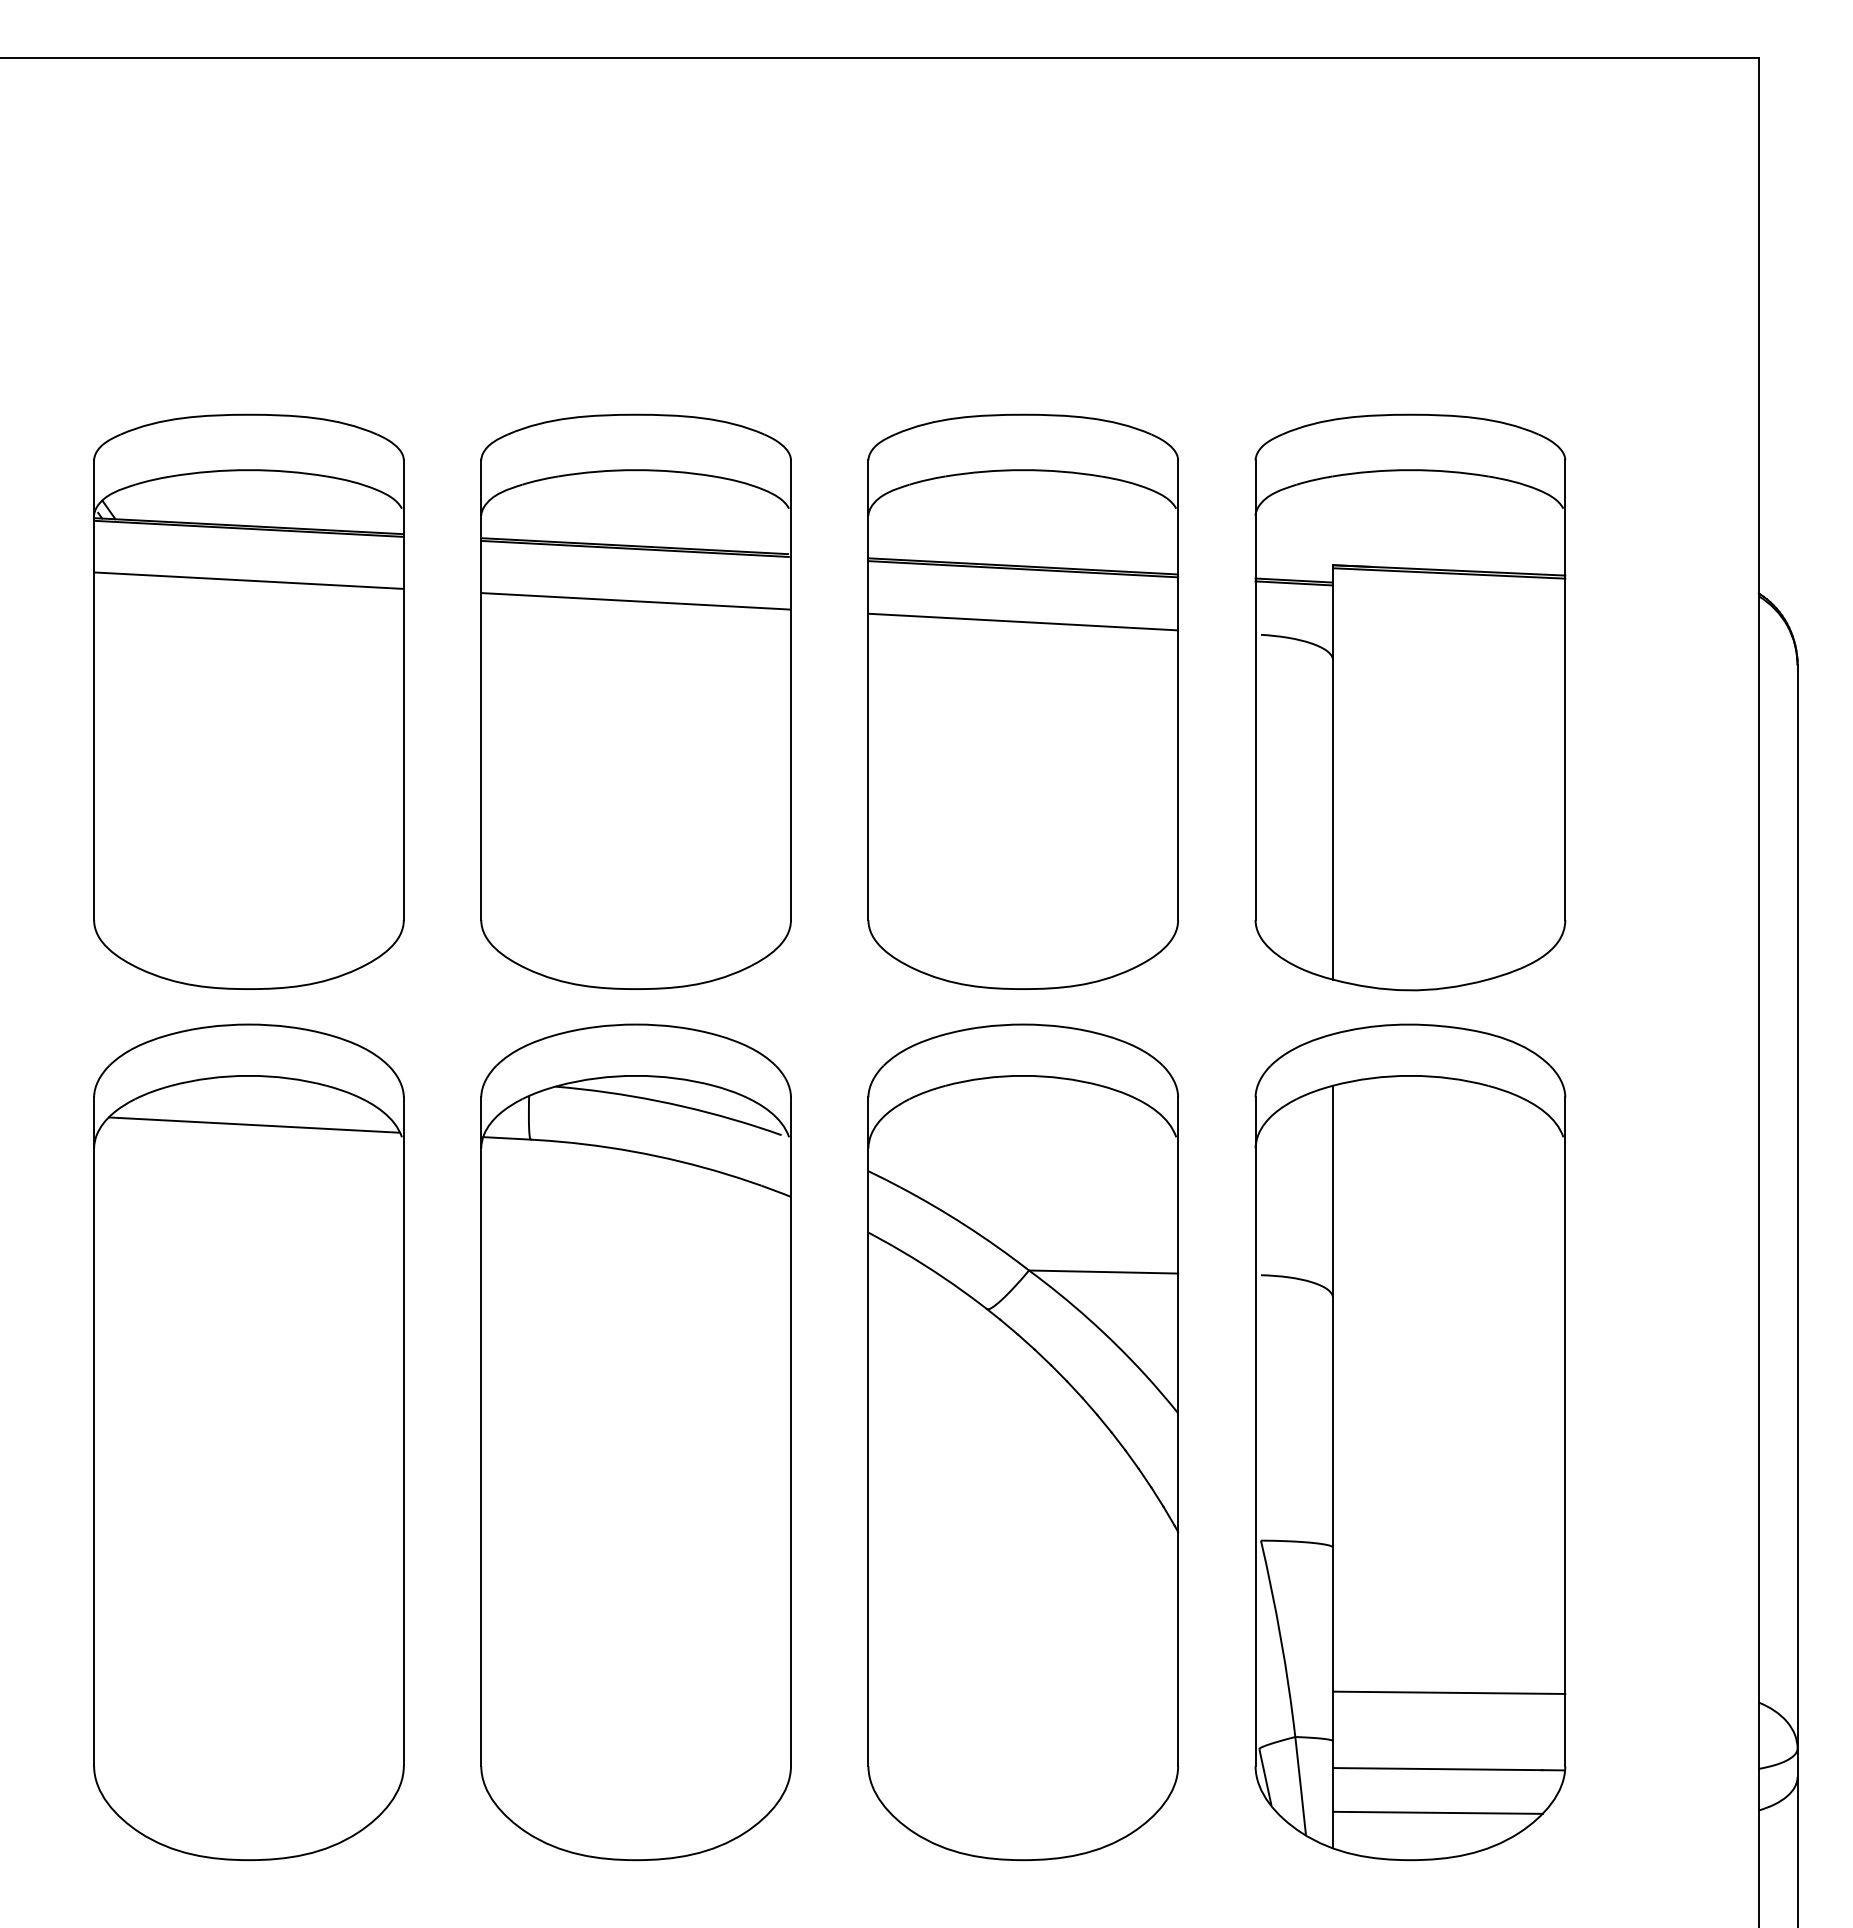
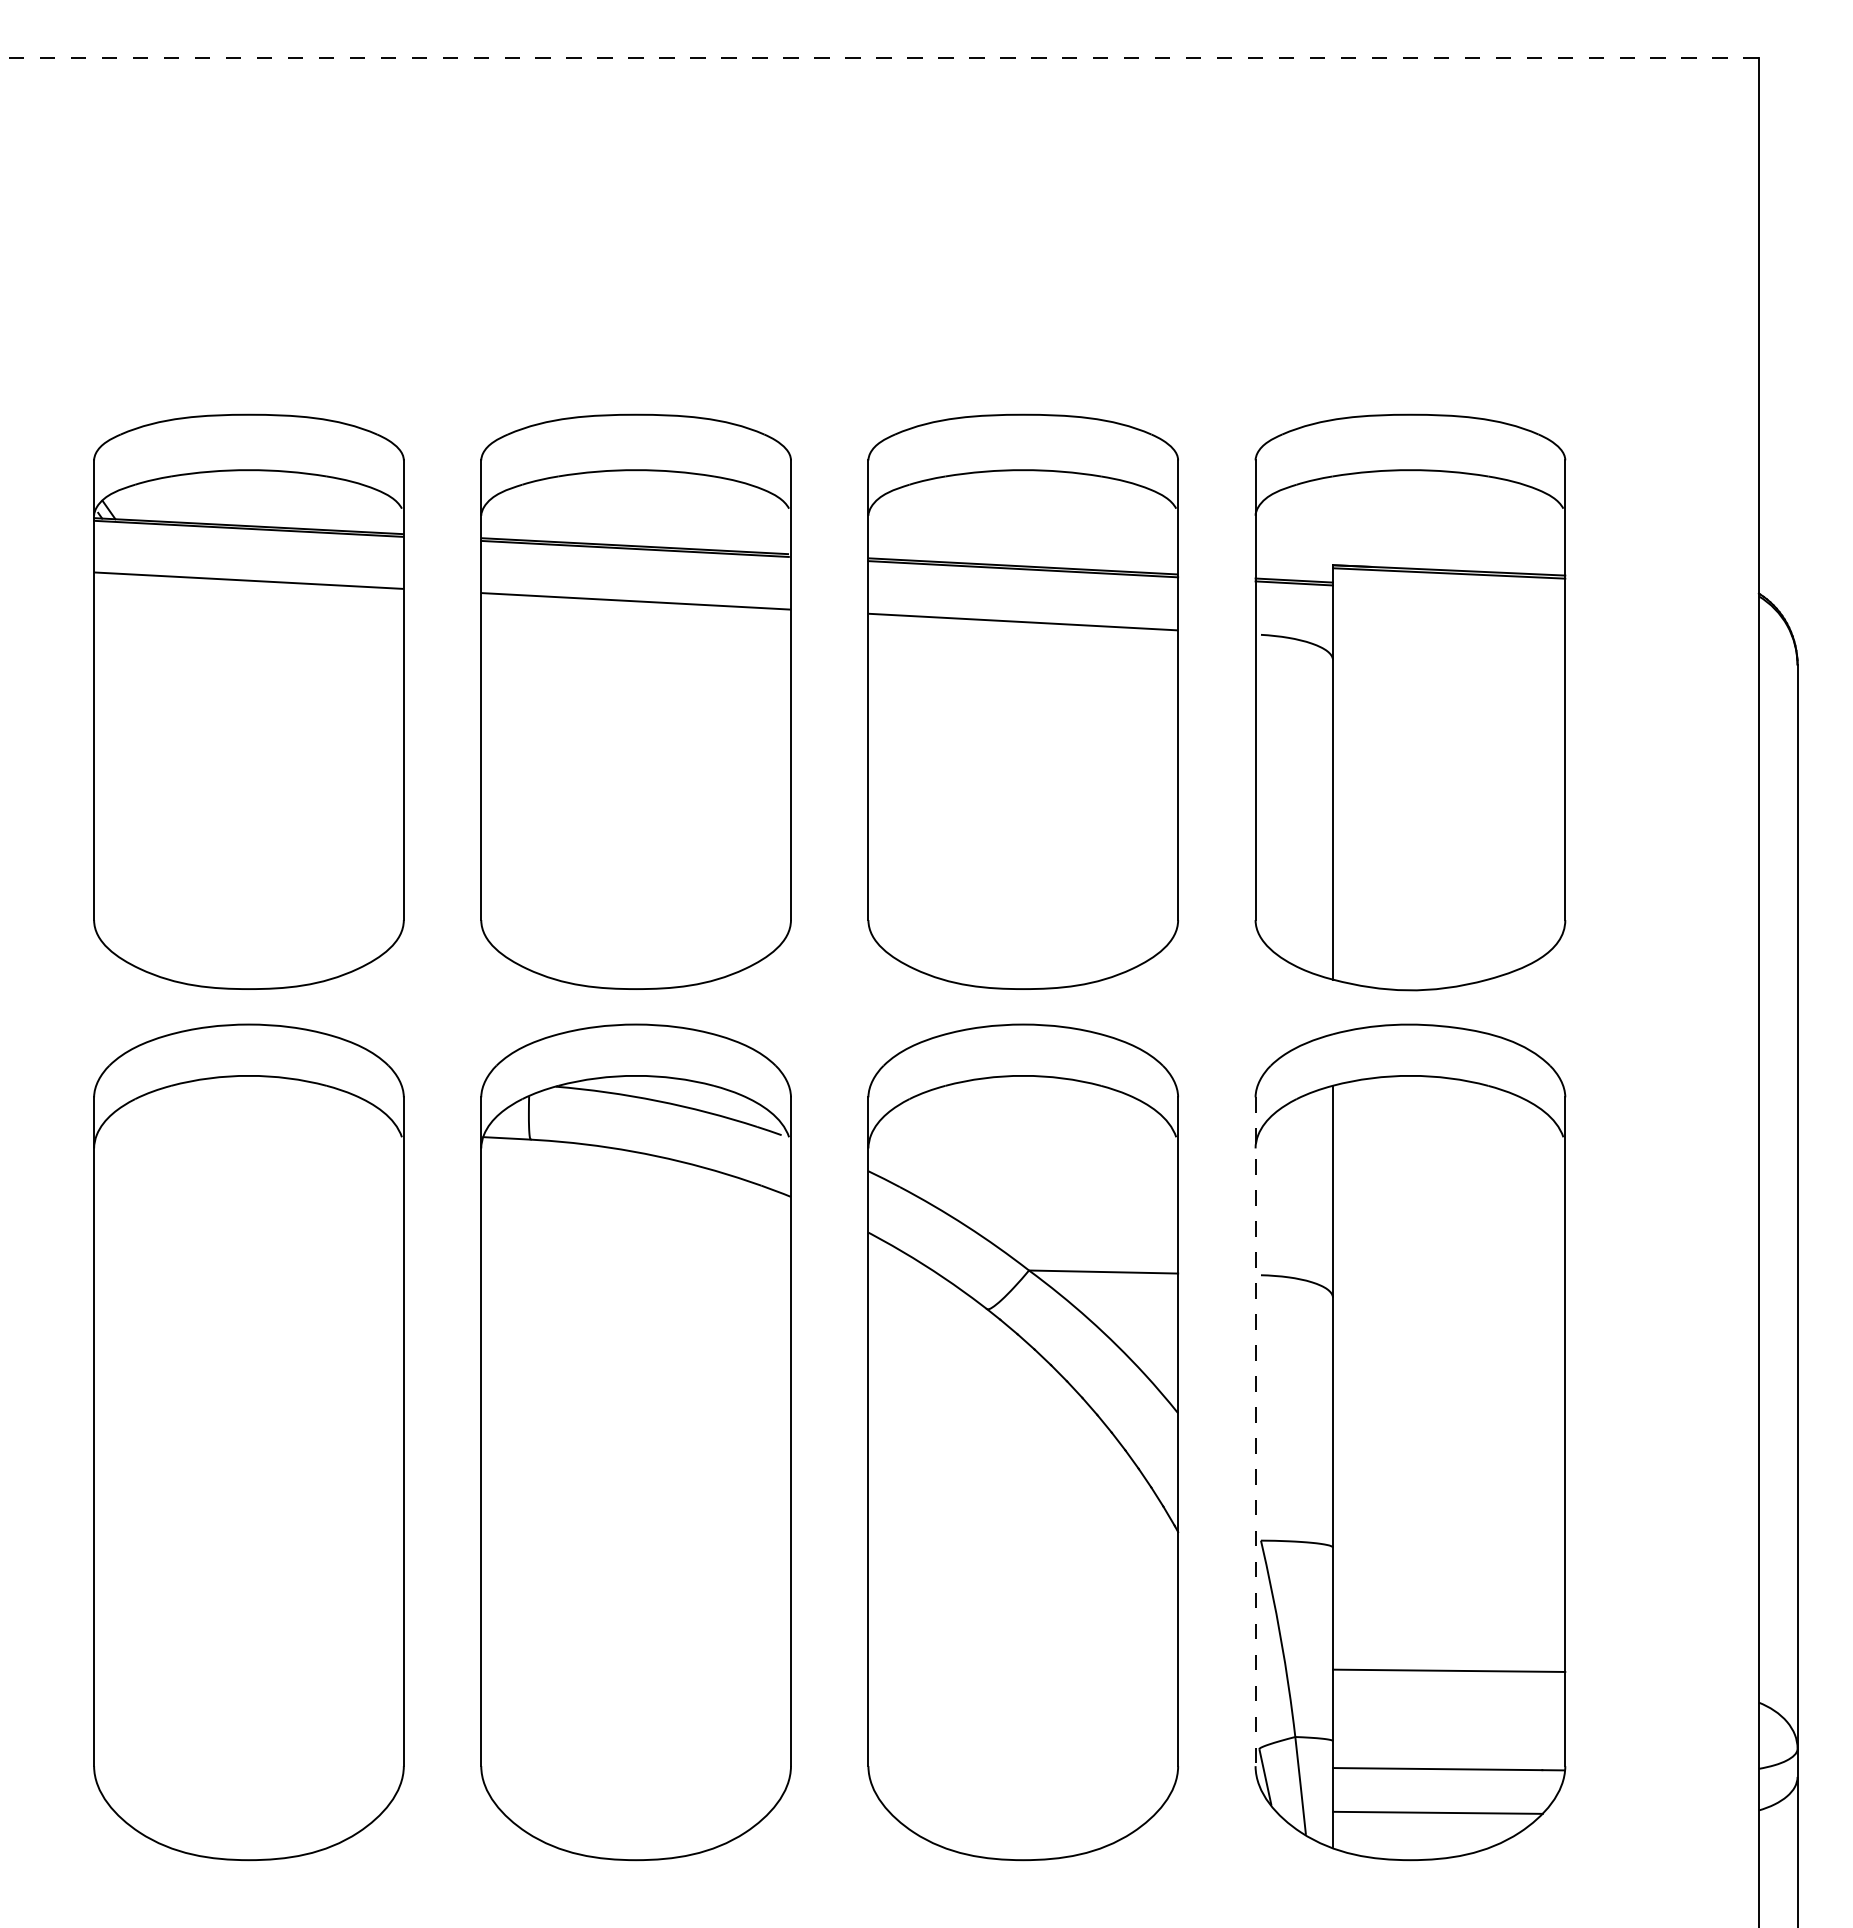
line: solid -> dashed (879, 57)
line: present -> none (253, 1124)
line: solid -> dashed (1255, 1432)
line position: (1449, 1692) -> (1449, 1670) (1449, 1670)
